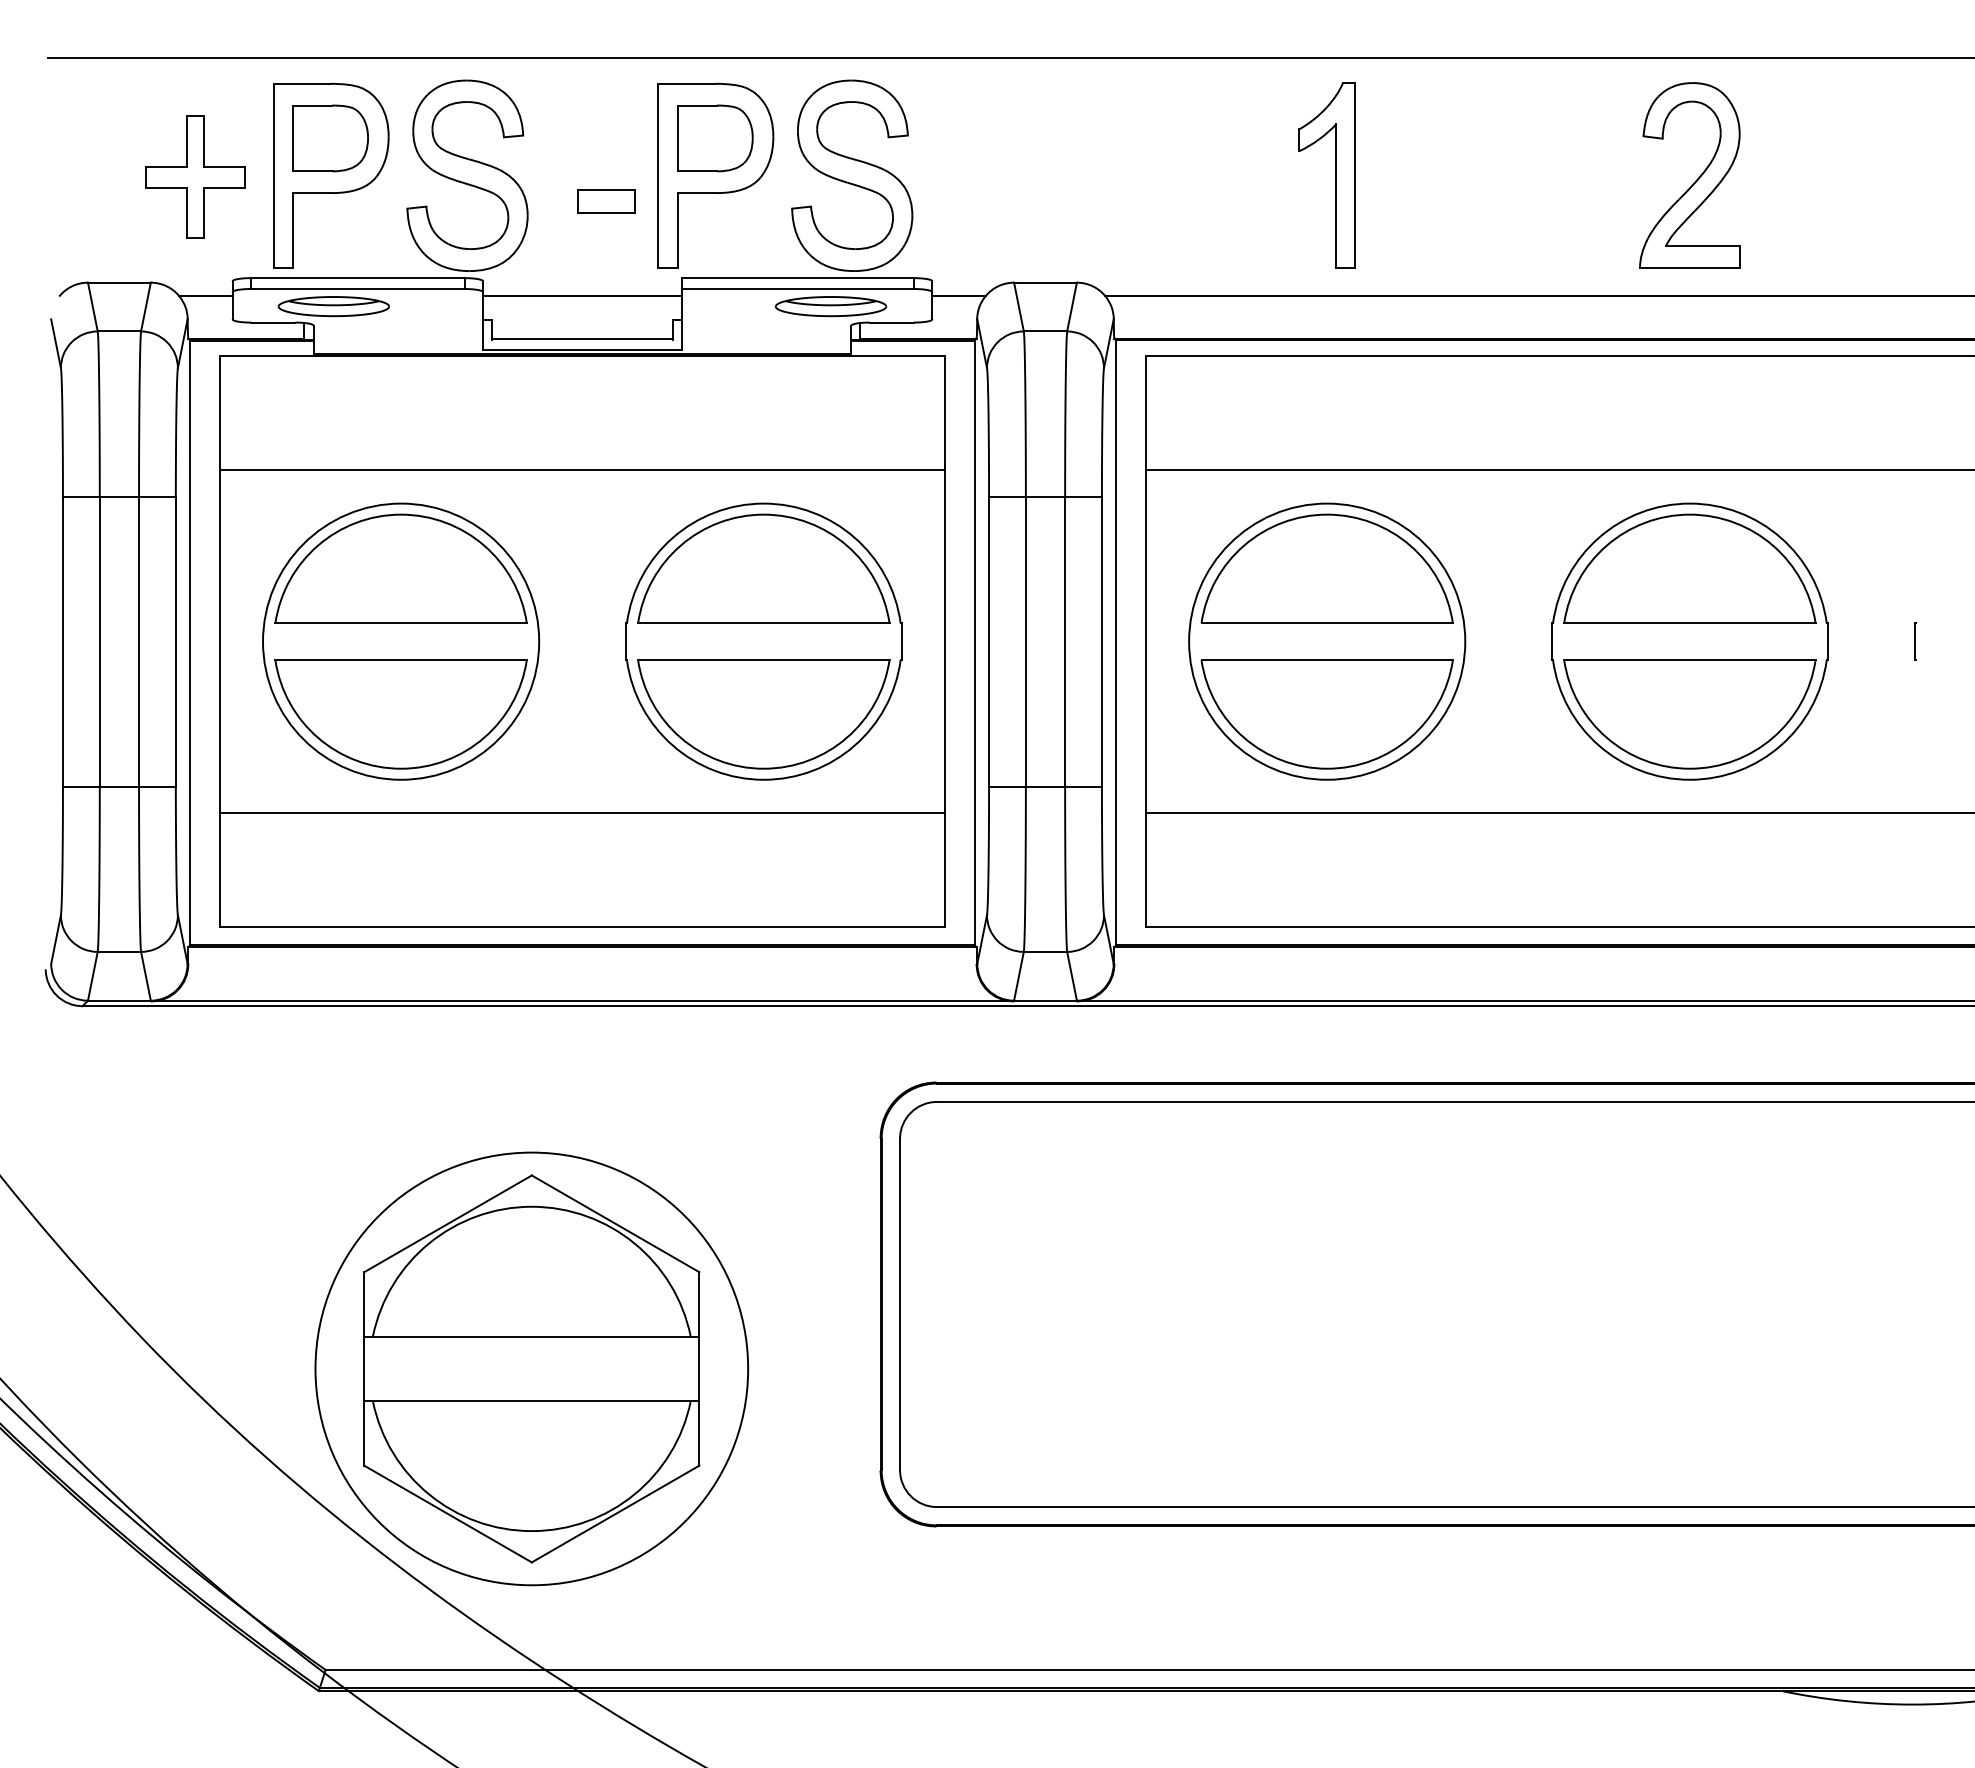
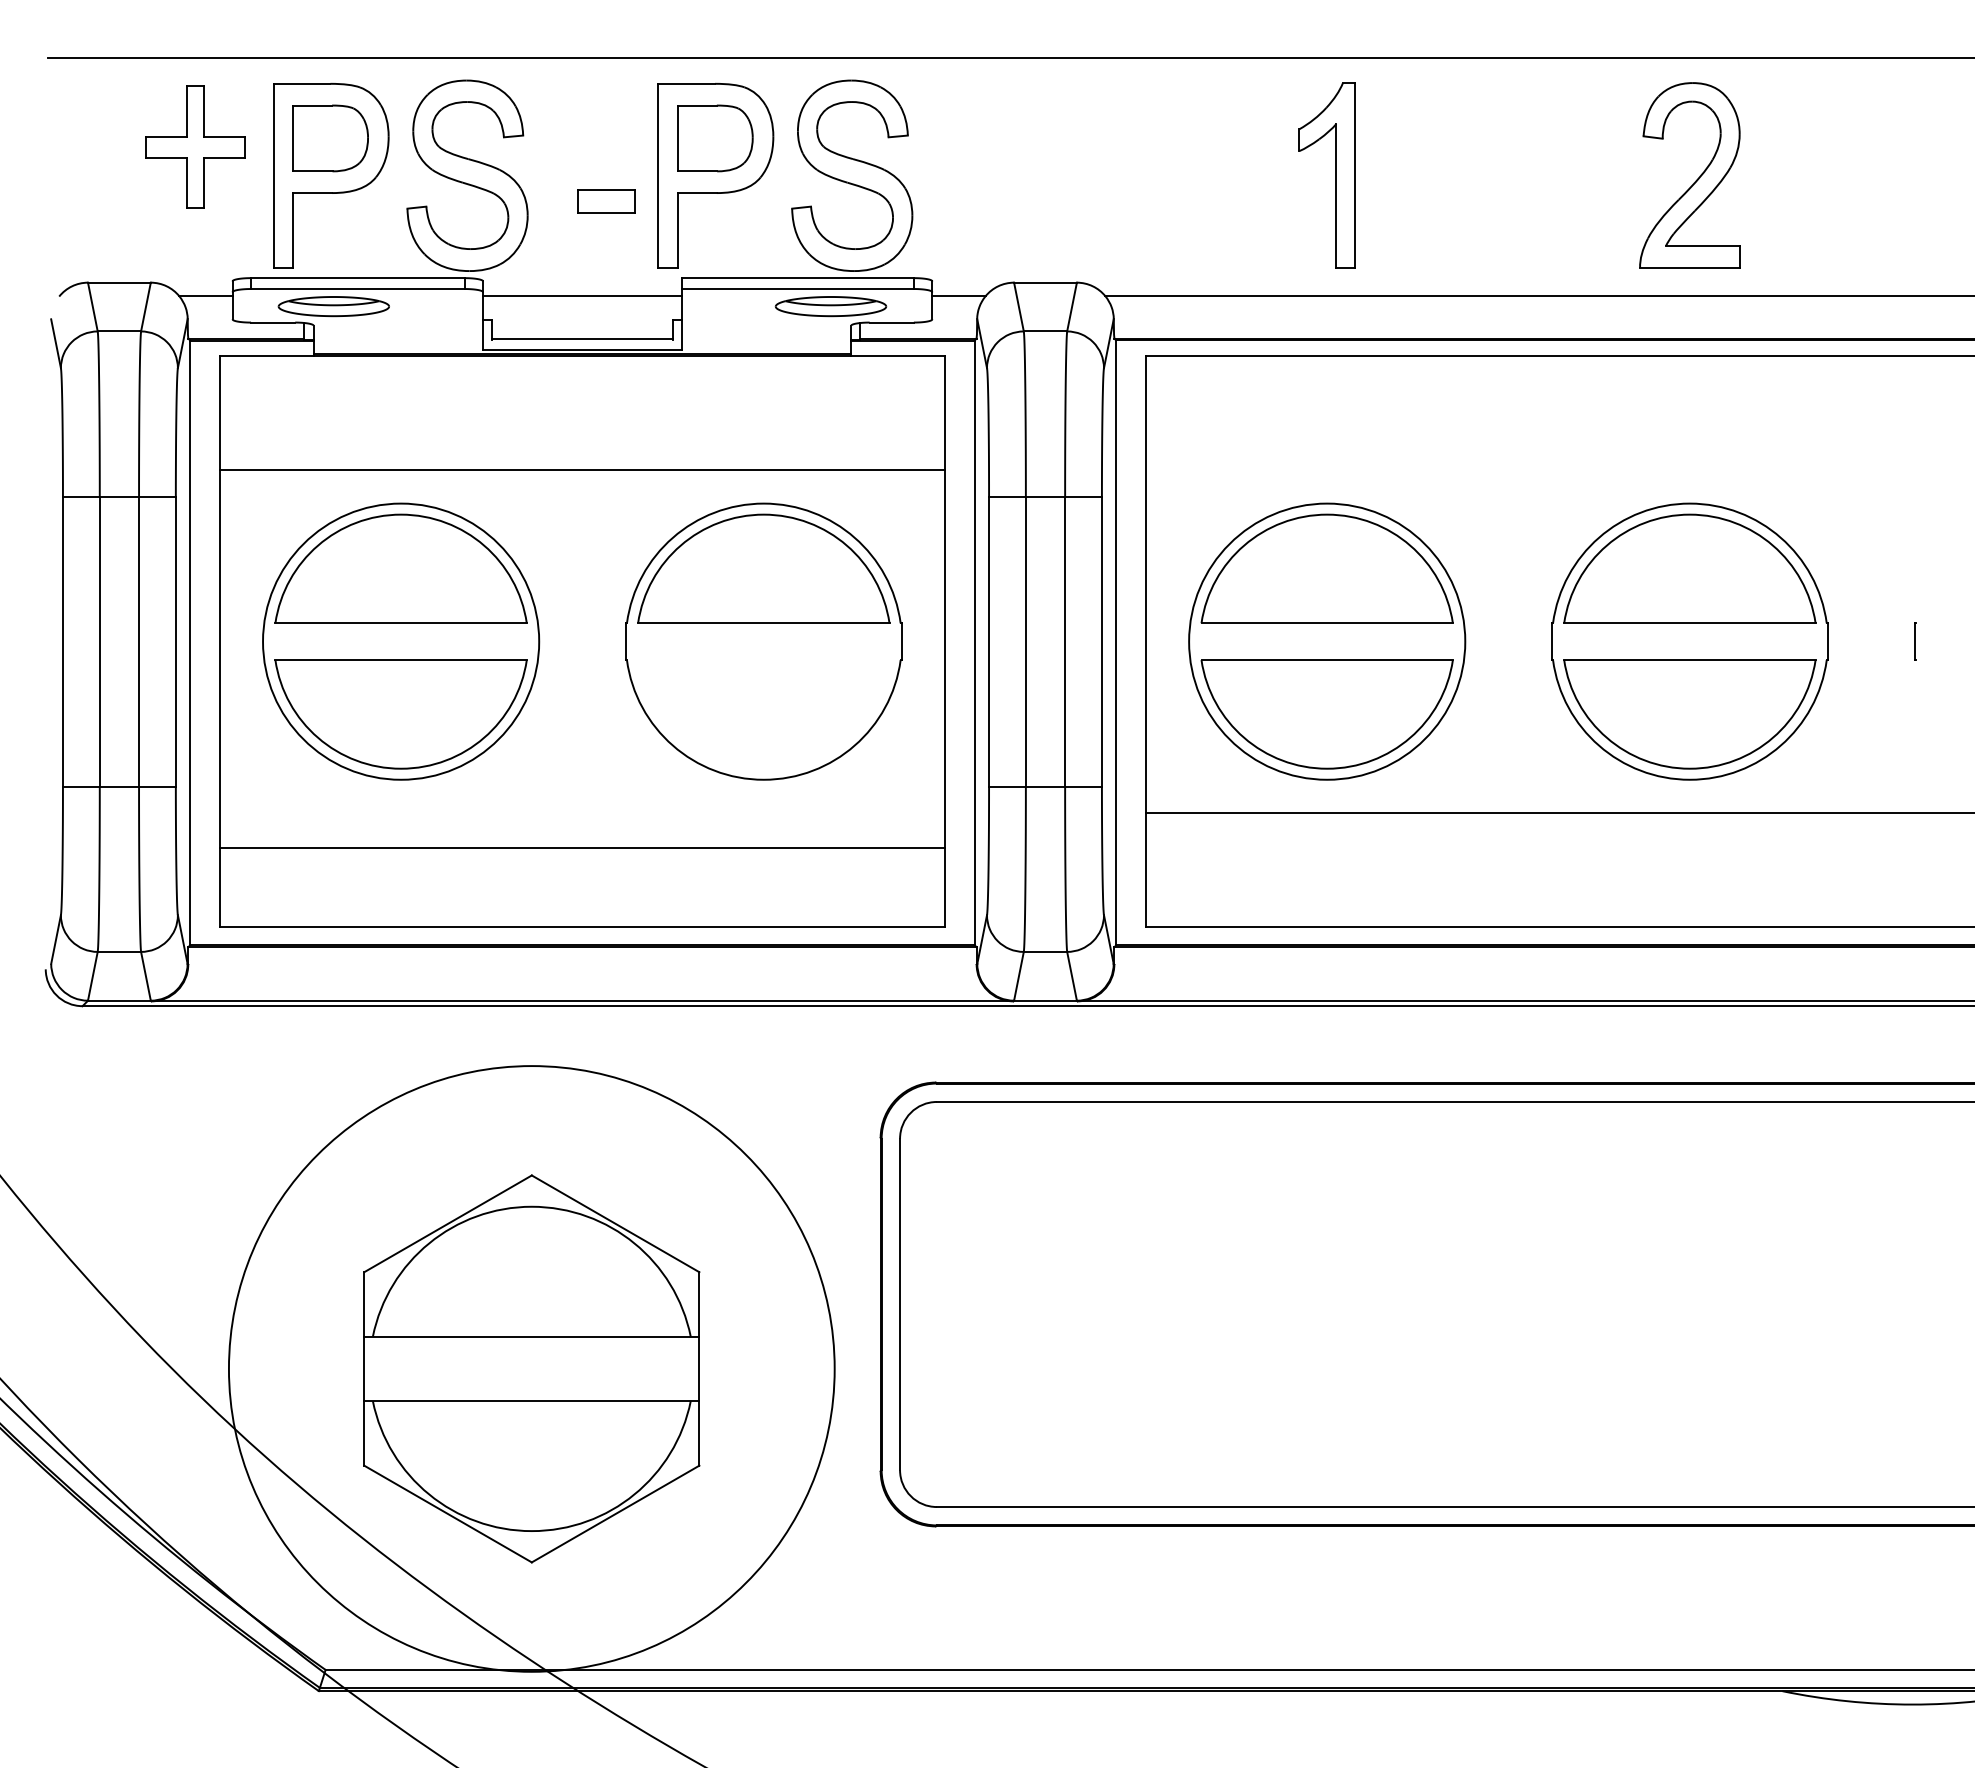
part position: (195, 176) -> (195, 146) (195, 146)
line: present -> none (1558, 470)
part: present -> none (763, 714)
line position: (582, 812) -> (582, 847) (582, 847)
circle diameter: 433 px -> 606 px (531, 1368)
